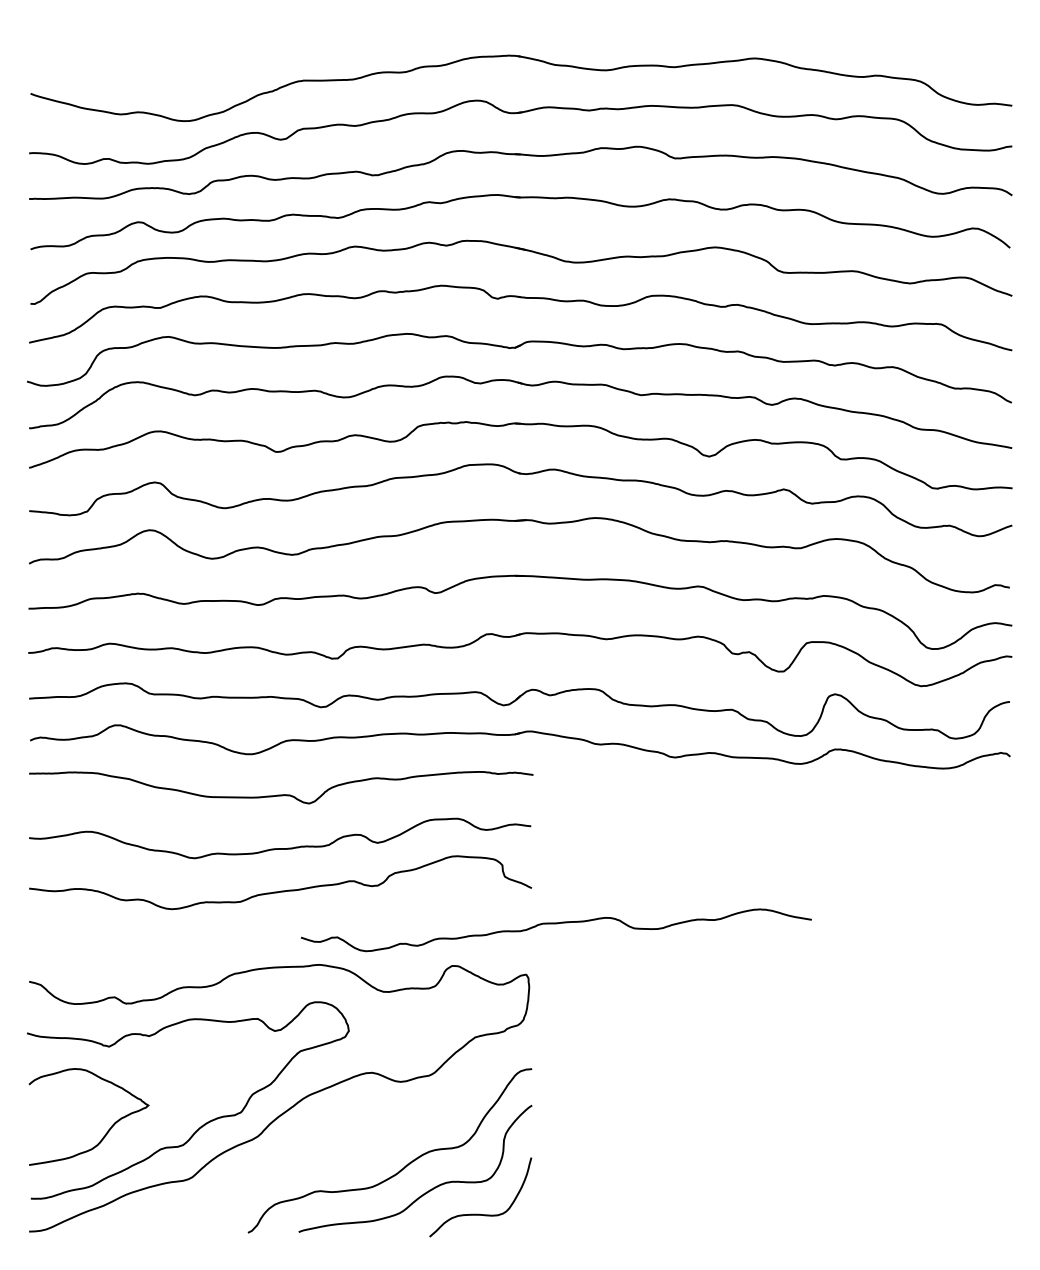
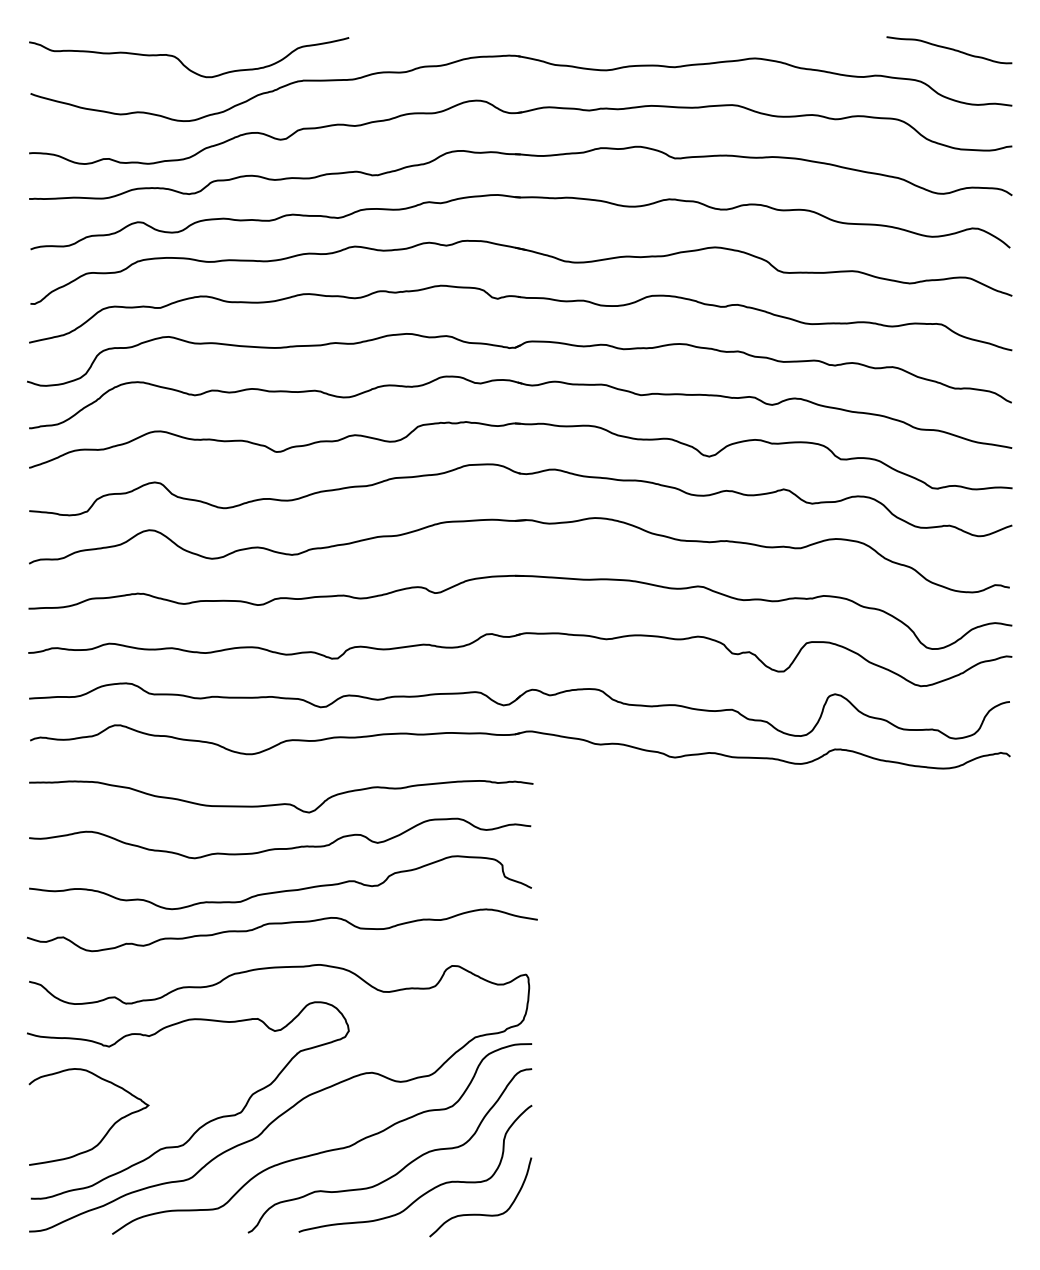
curve: none -> present (949, 49)
curve: none -> present (183, 63)
curve position: (281, 794) -> (281, 803) (281, 803)
curve position: (555, 924) -> (281, 924) (281, 924)
curve: none -> present (325, 1150)
